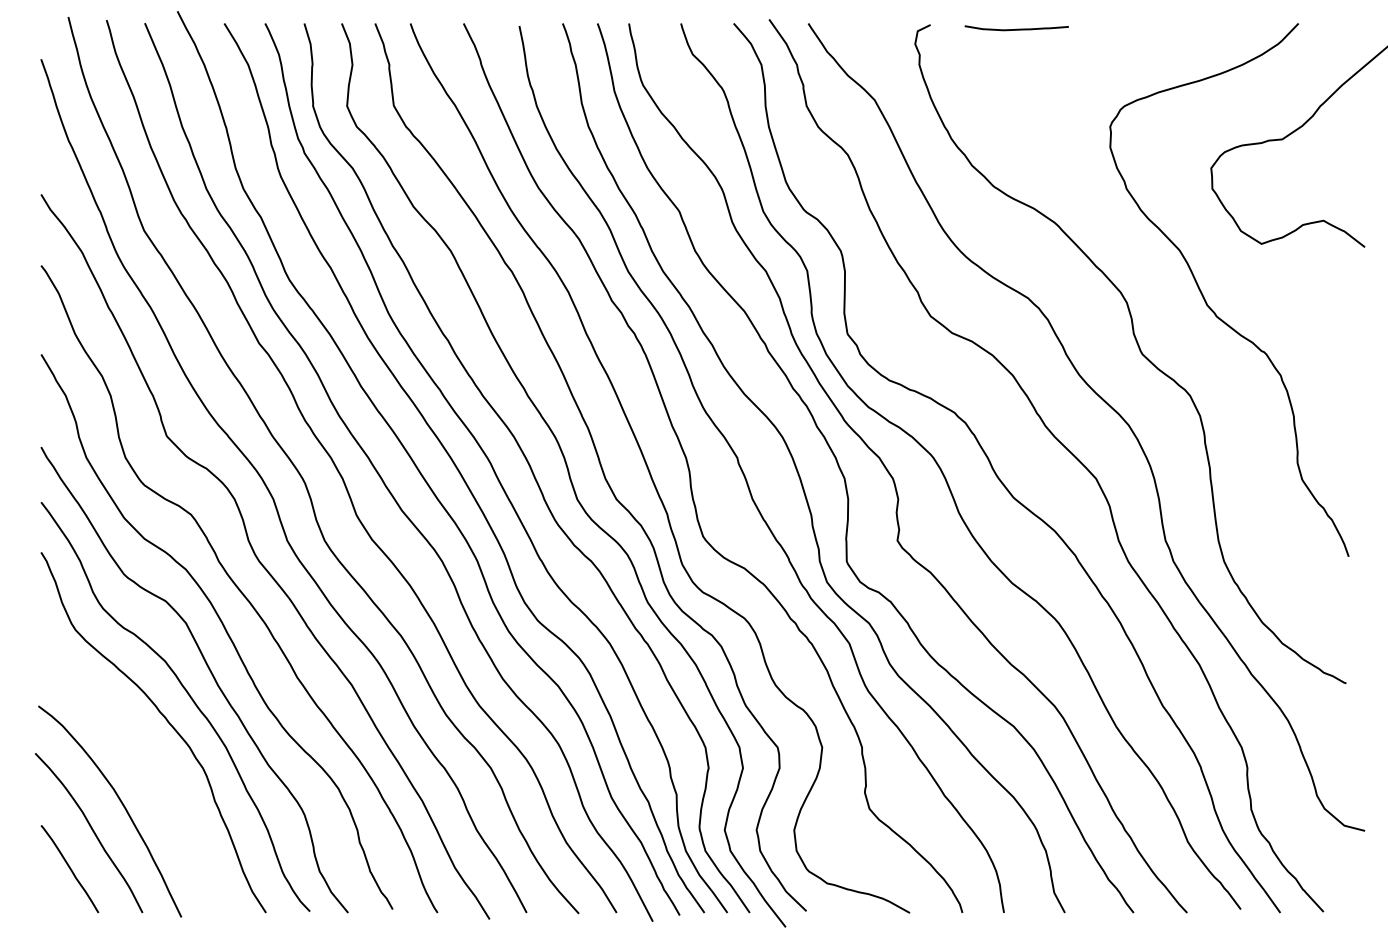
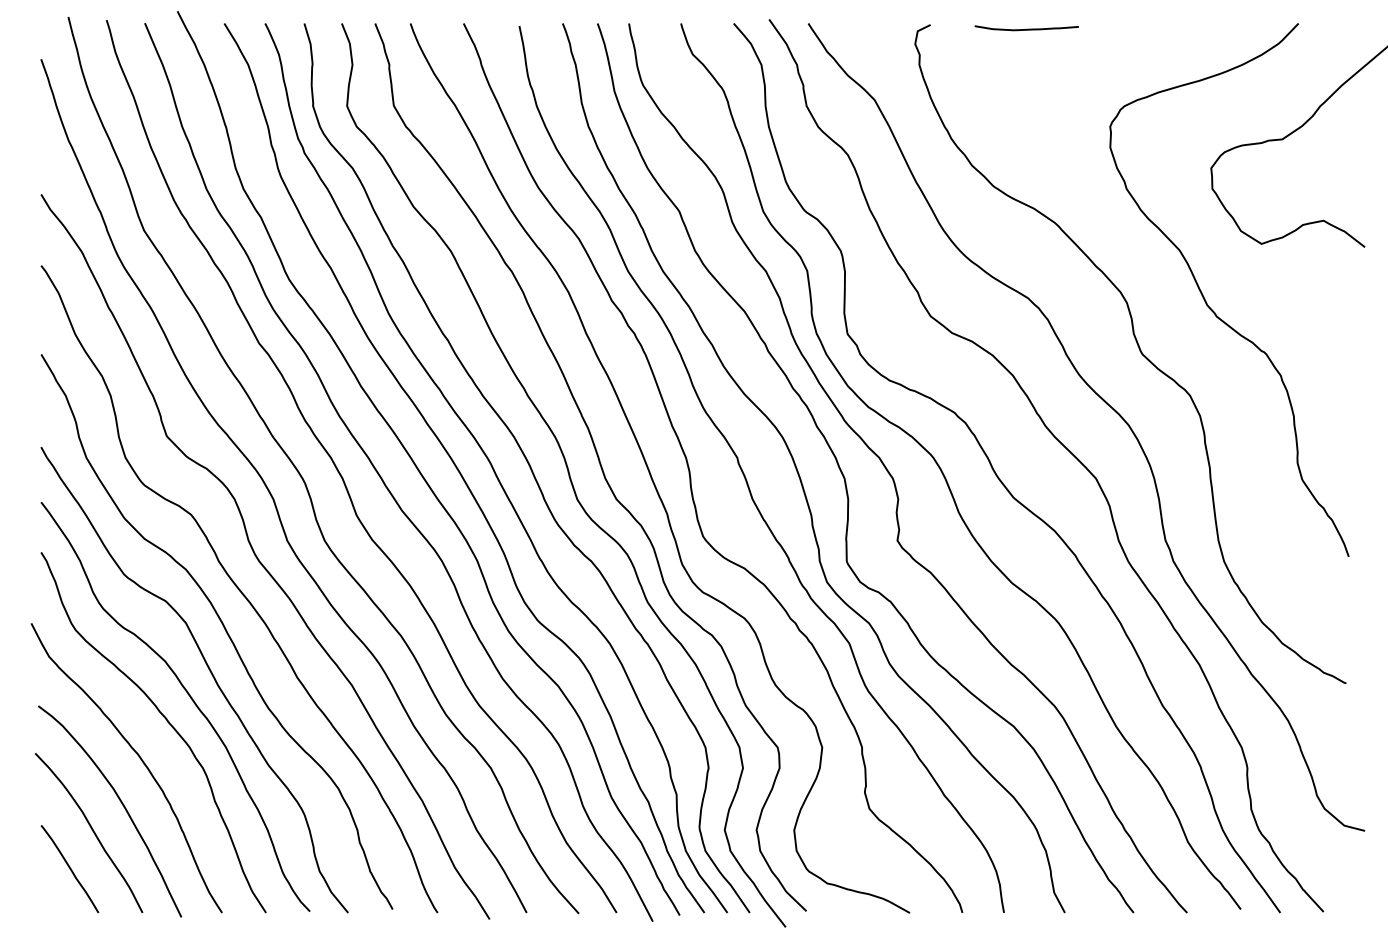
curve position: (1016, 28) -> (1026, 28) (1026, 28)
curve: none -> present (139, 758)
